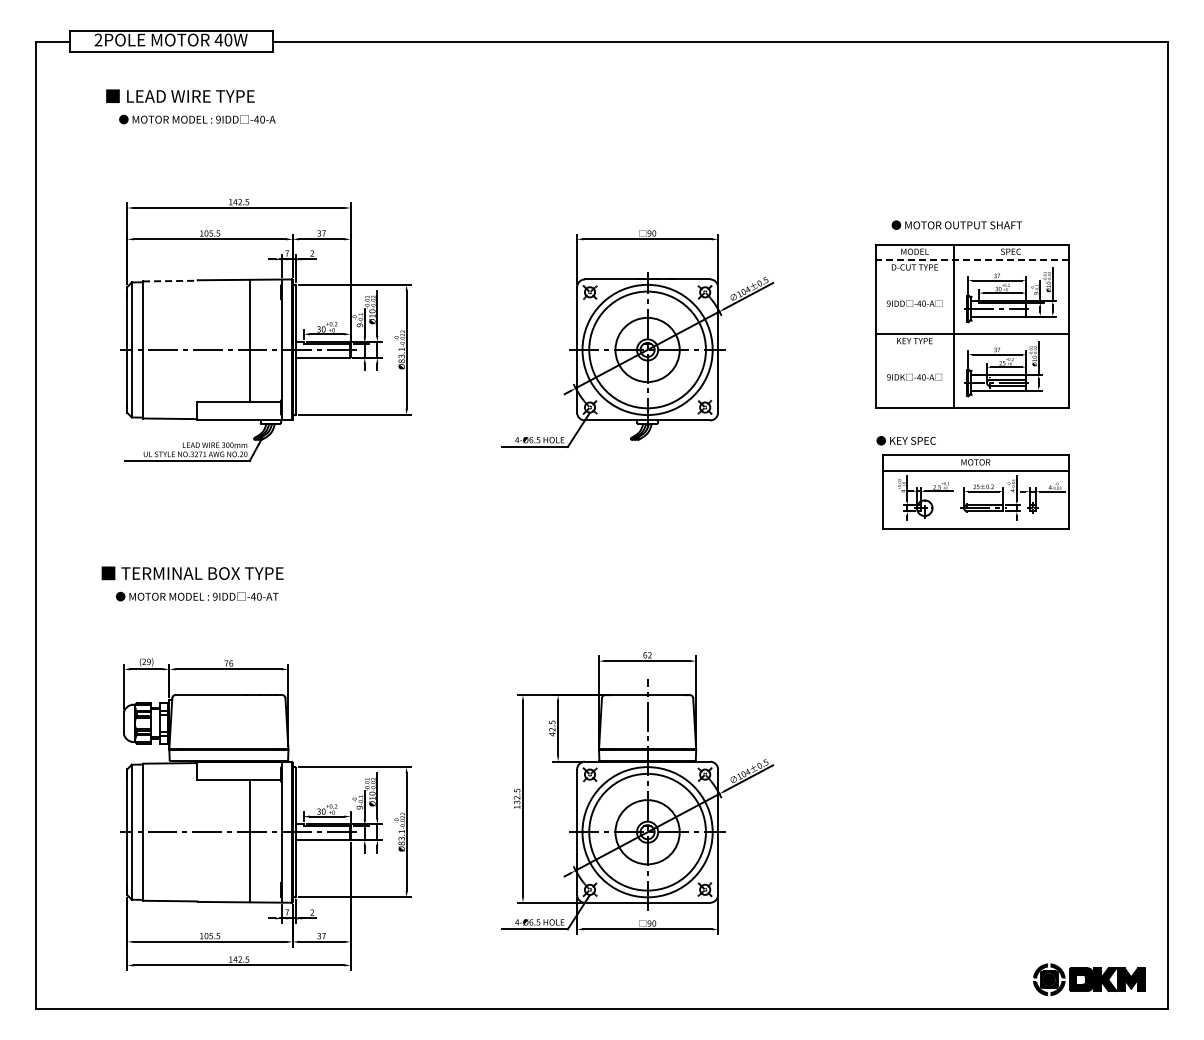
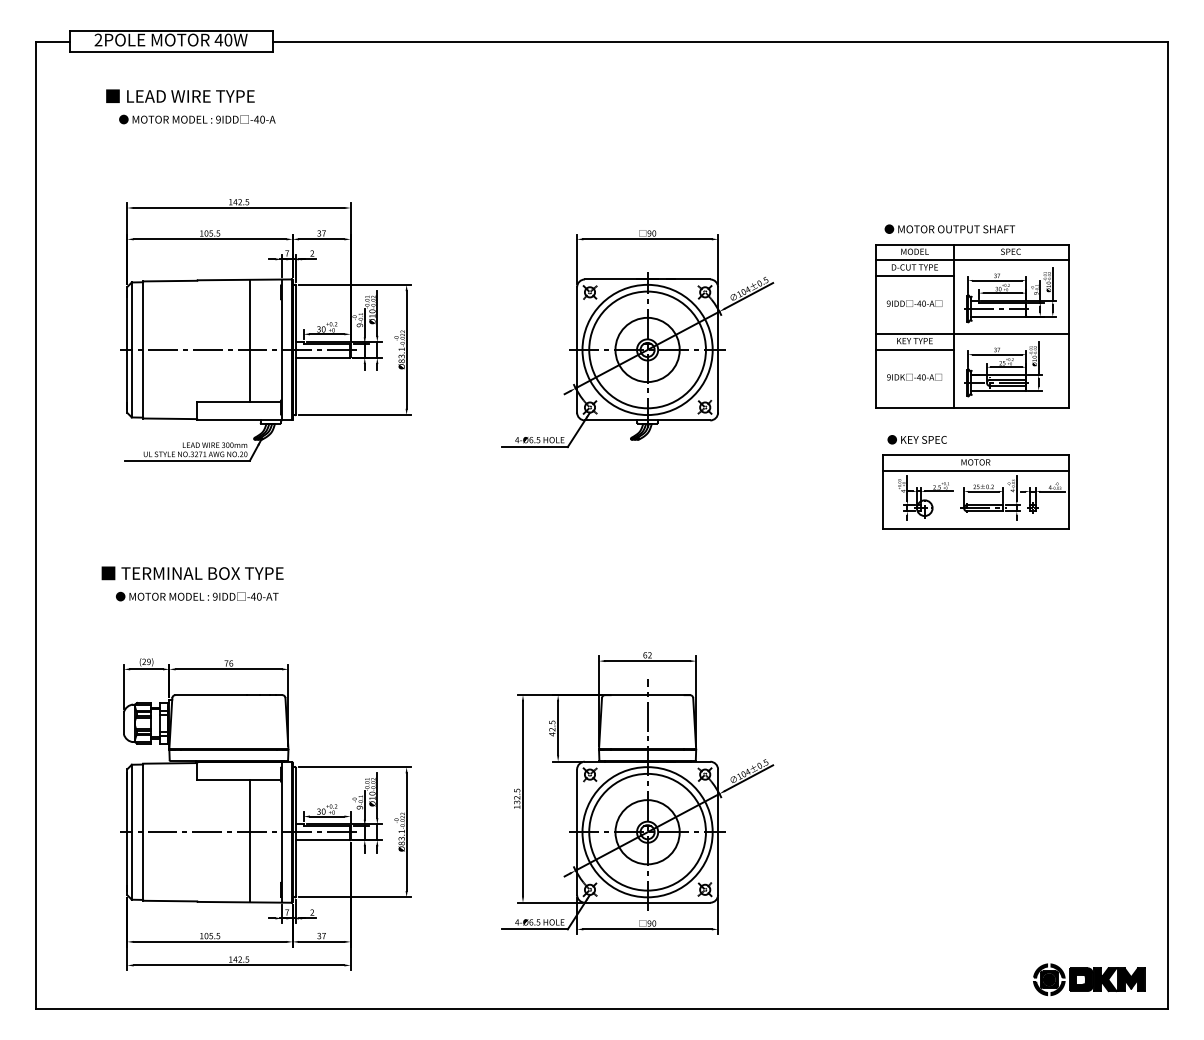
text position: (956, 224) -> (949, 228) (949, 228)
line: dashed -> solid (972, 260)
line: none -> present (914, 276)
line: dashed -> solid (170, 281)
line: none -> present (914, 349)
text position: (905, 440) -> (916, 439) (916, 439)
